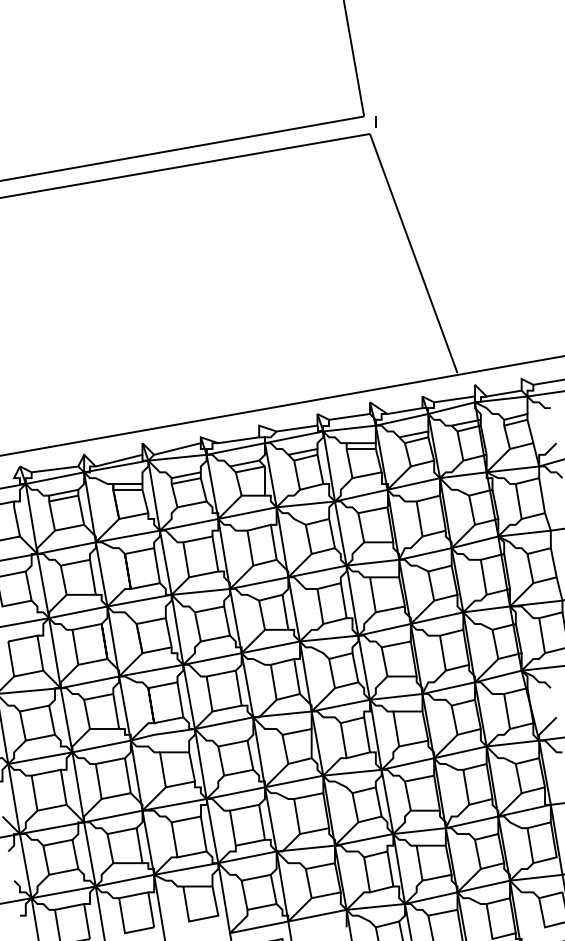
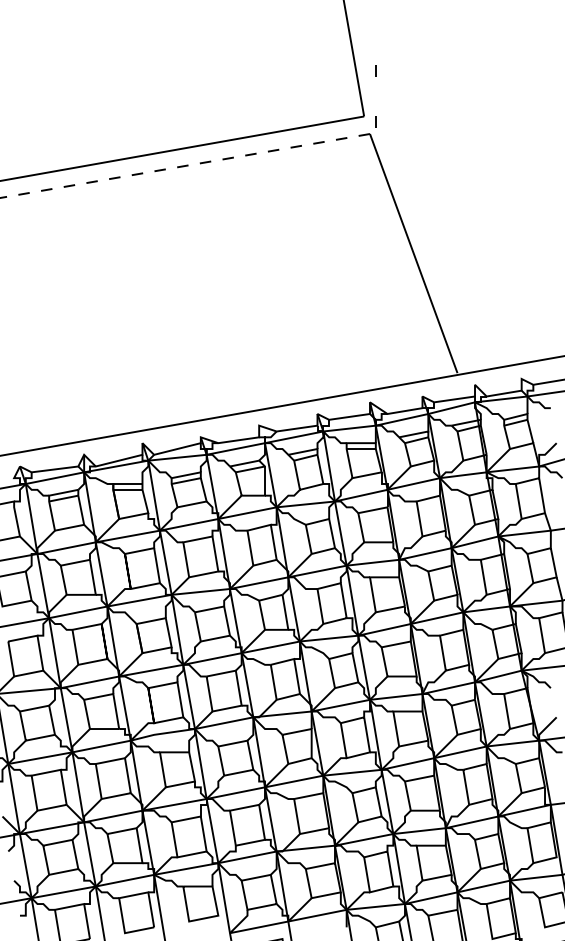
line: none -> present (375, 70)
line: solid -> dashed (184, 166)
